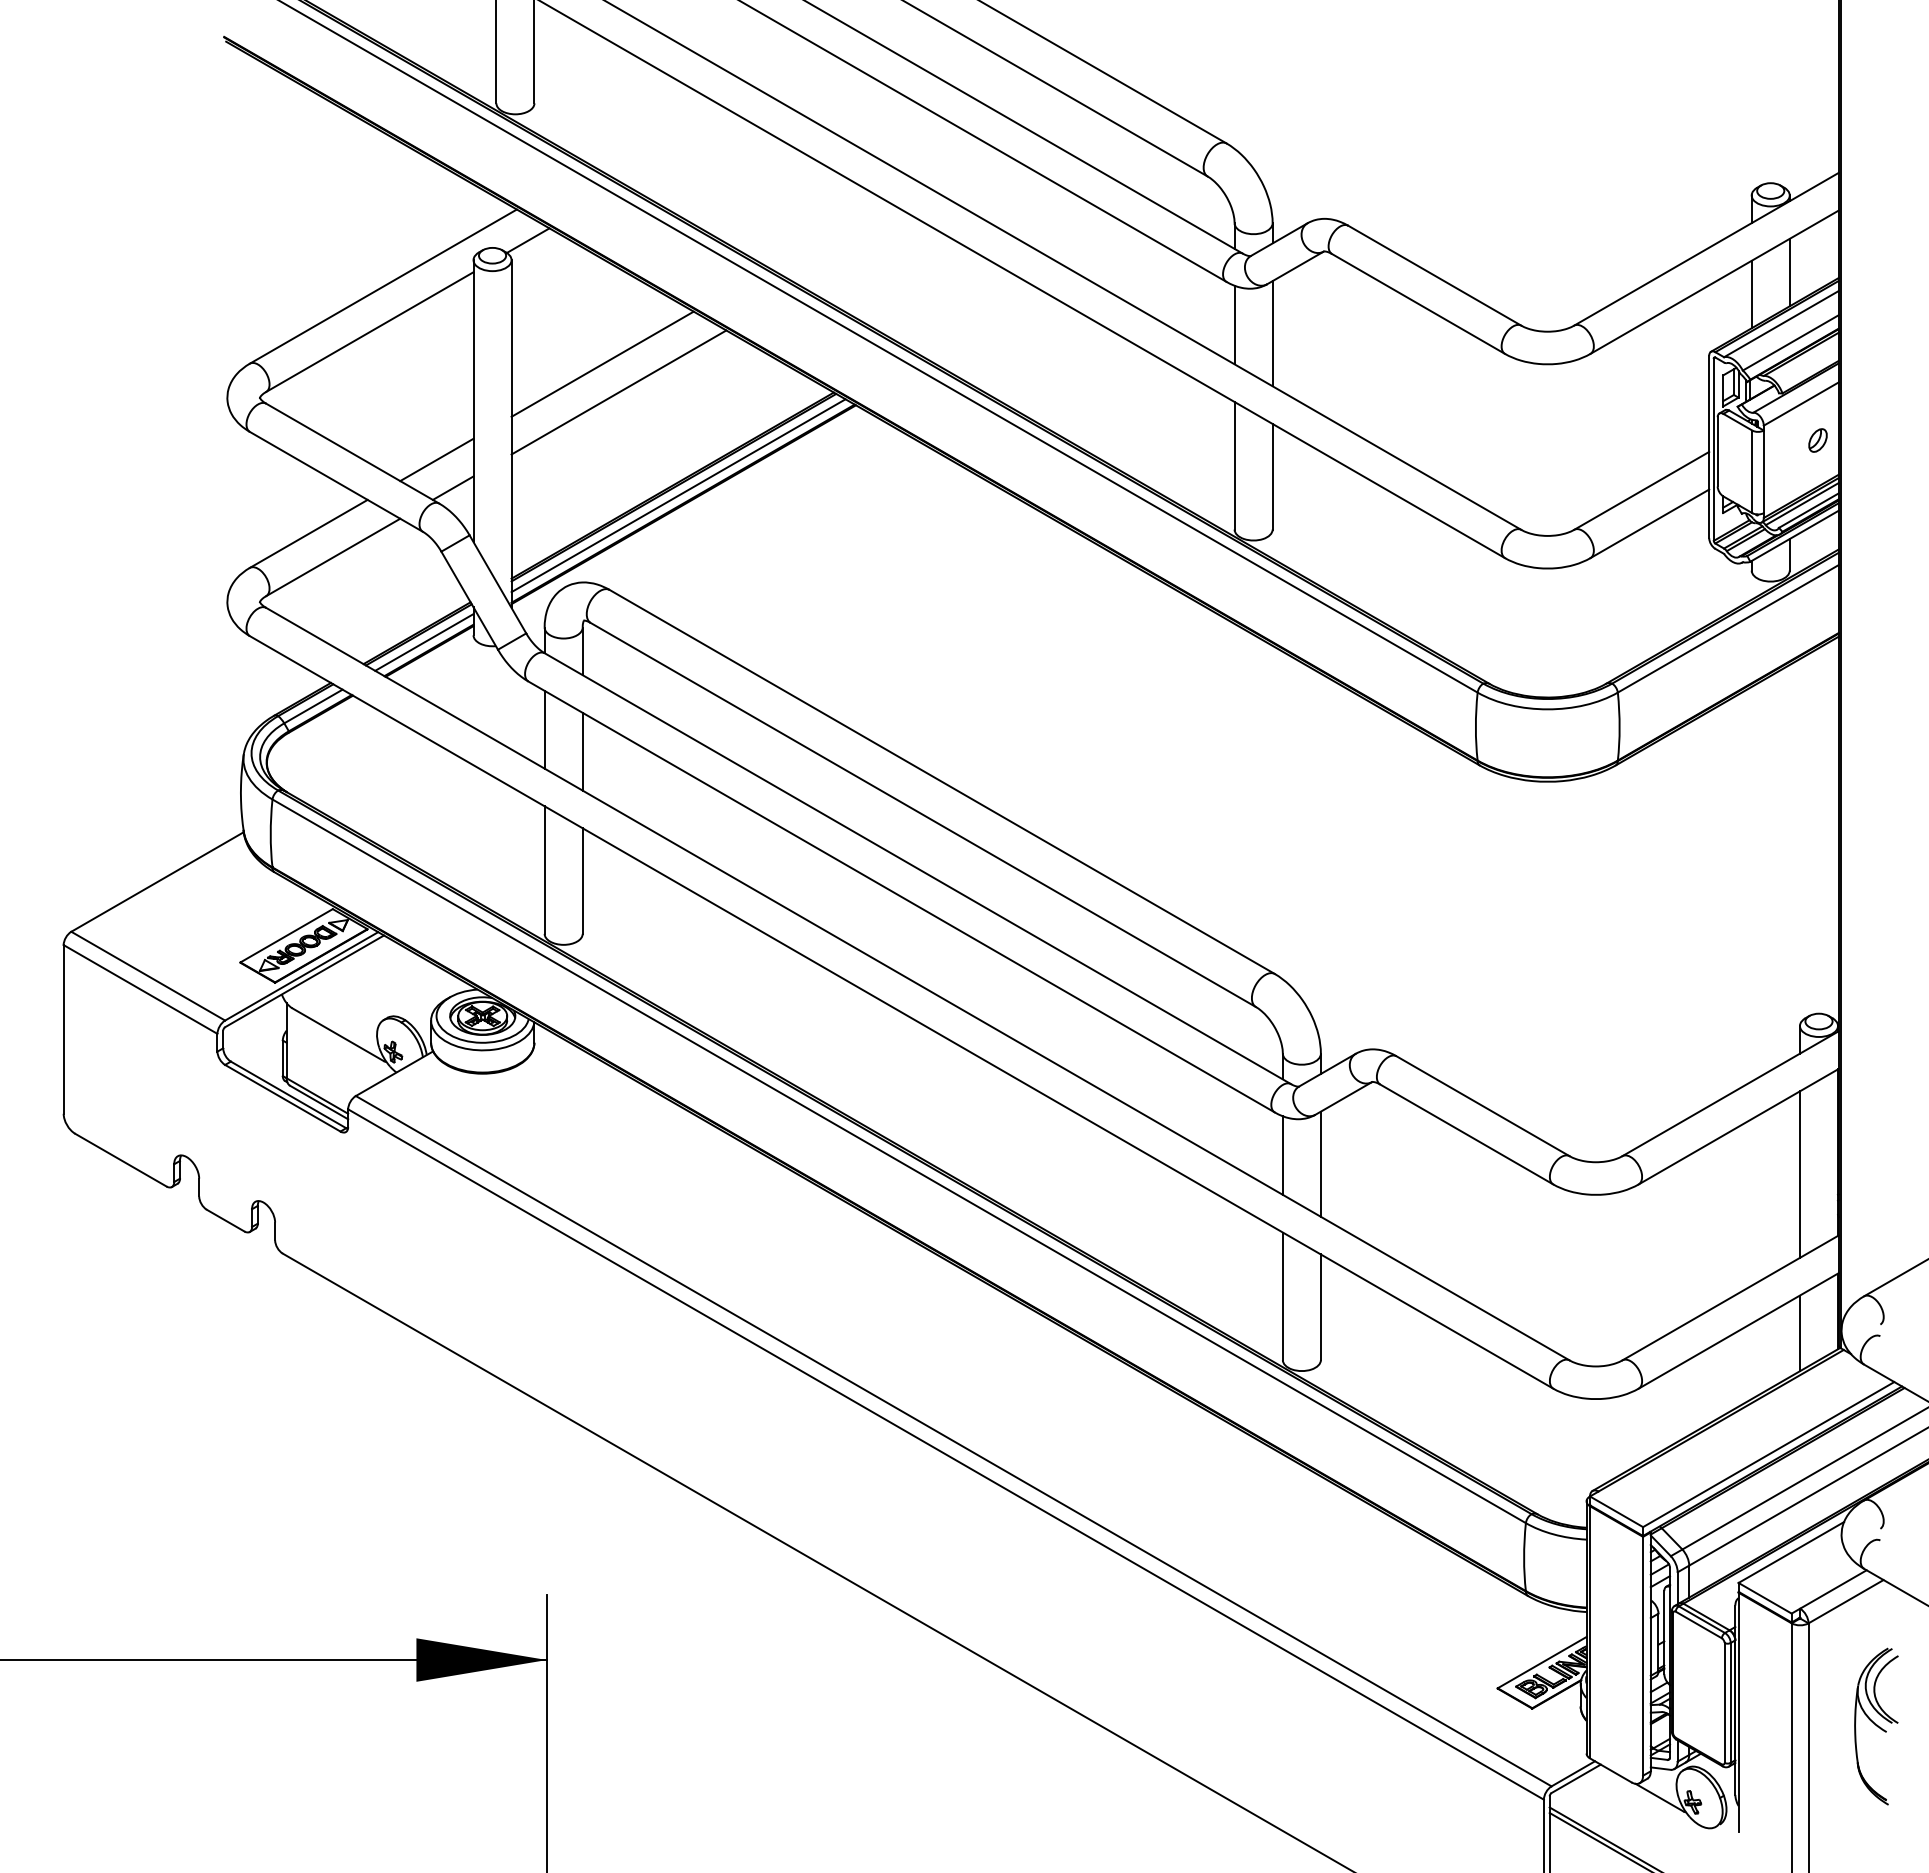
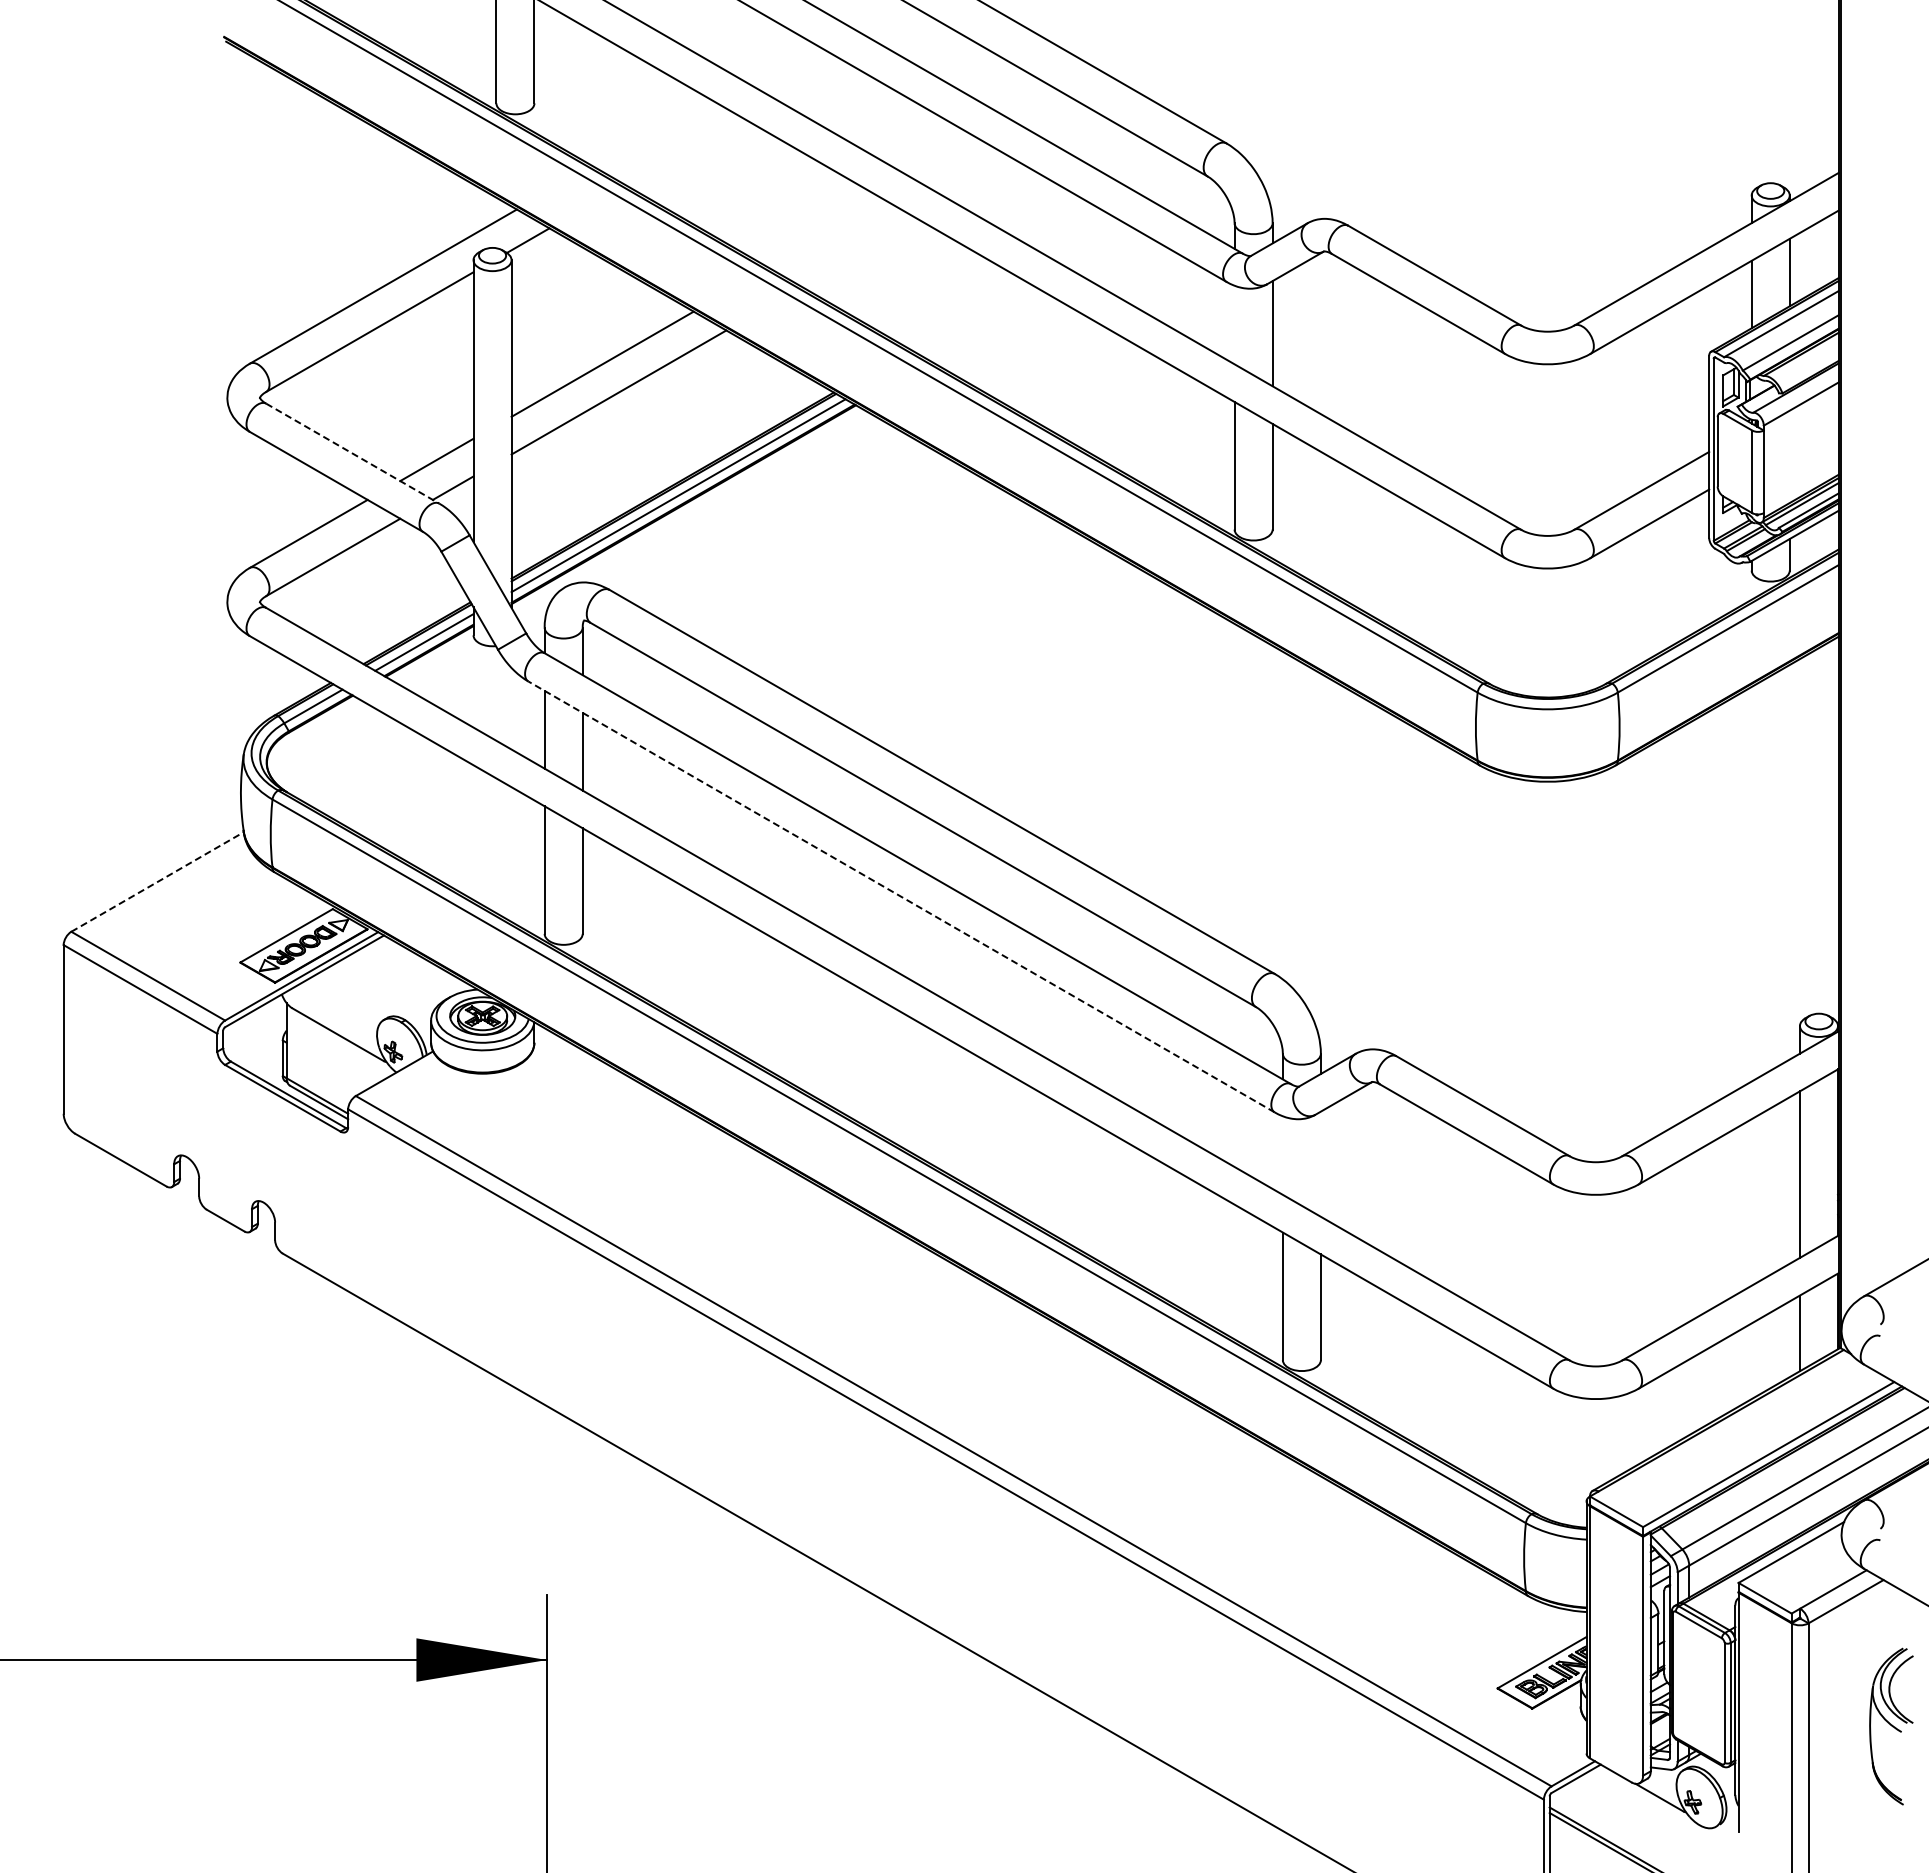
line: present -> none (1234, 324)
part: present -> none (1817, 440)
line: solid -> dashed (352, 453)
line: solid -> dashed (157, 882)
line: solid -> dashed (901, 896)
line: present -> none (1282, 1155)
line: present -> none (1320, 1163)
part position: (1876, 1726) -> (1891, 1726) (1891, 1726)
